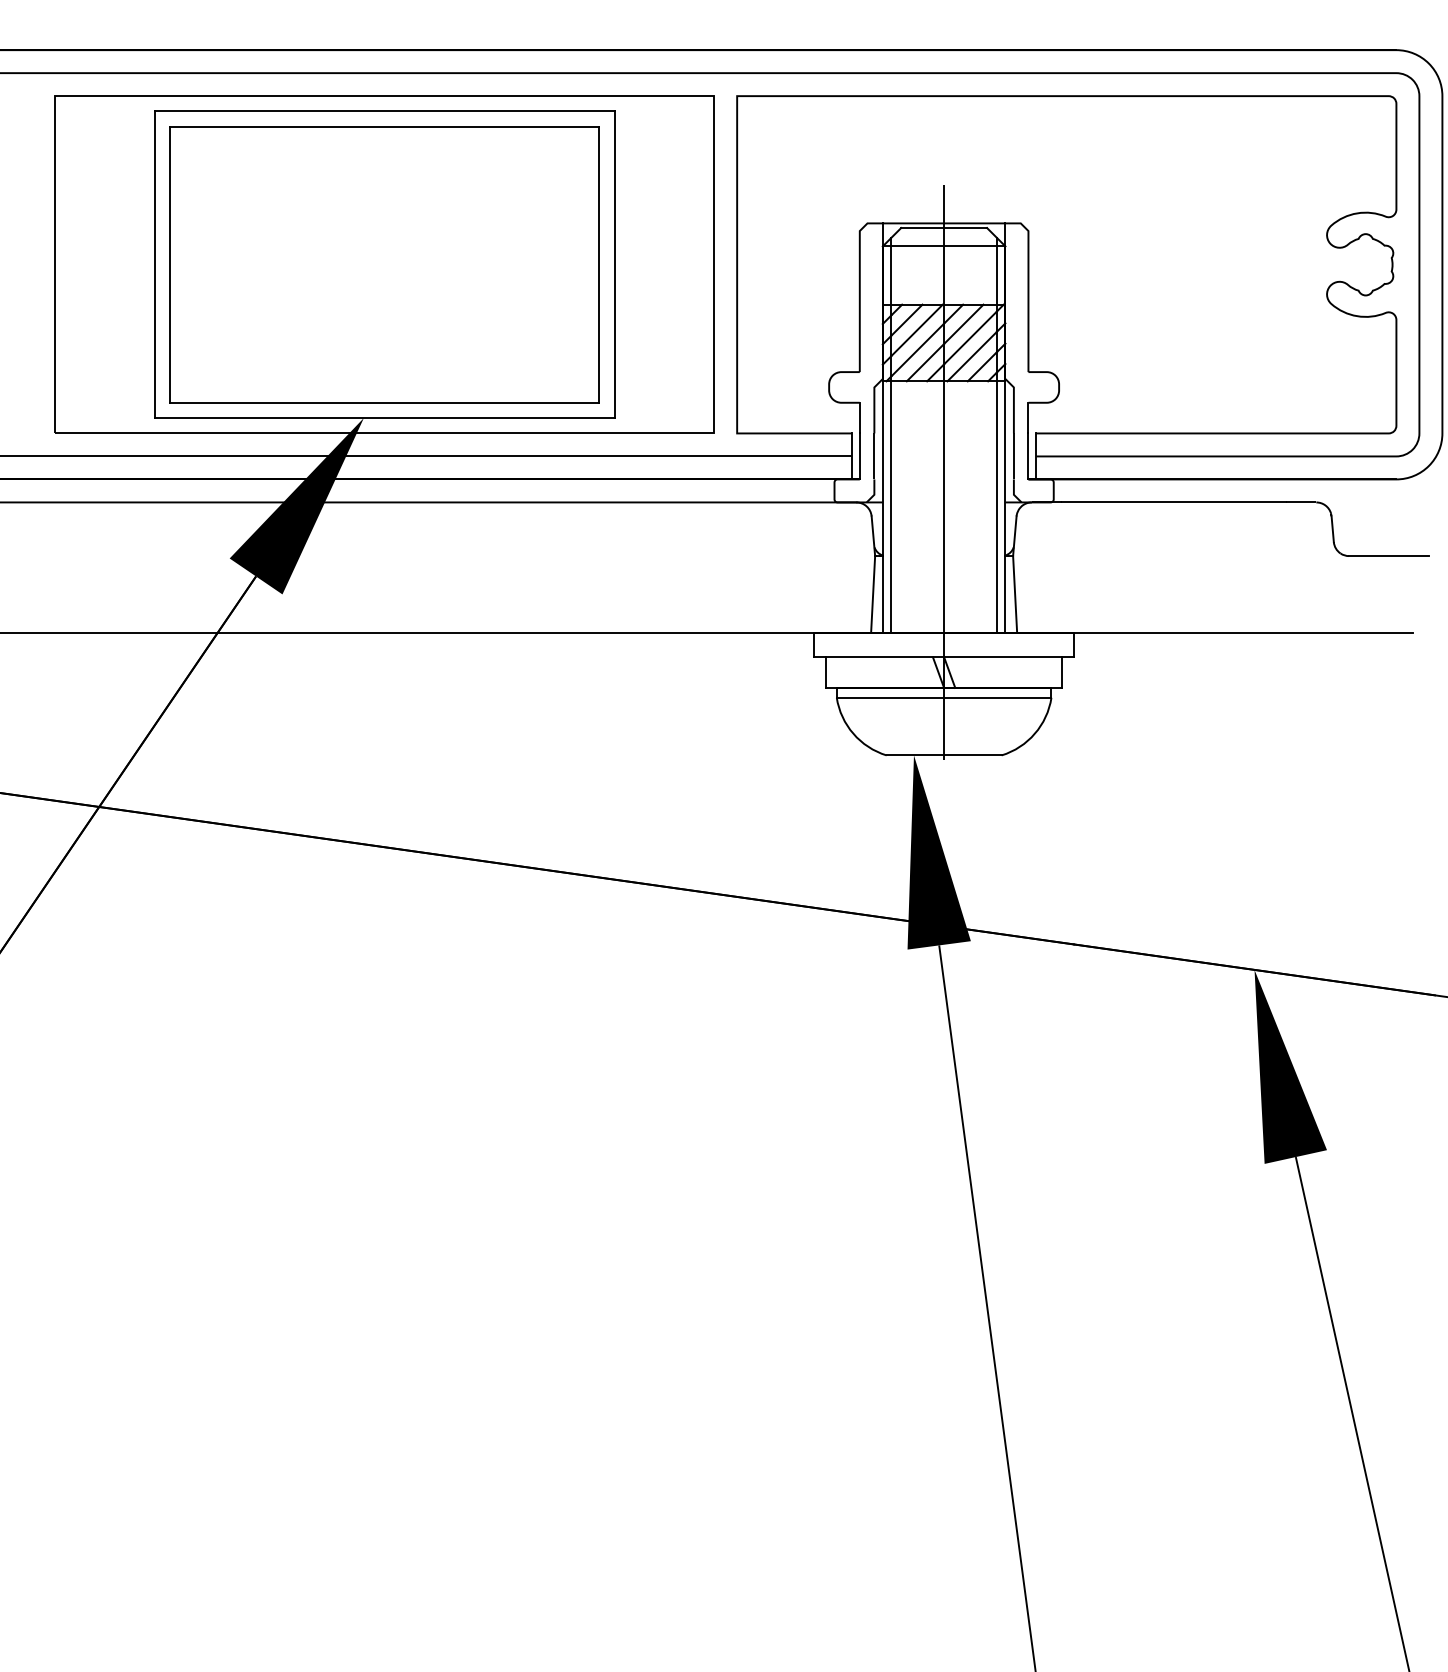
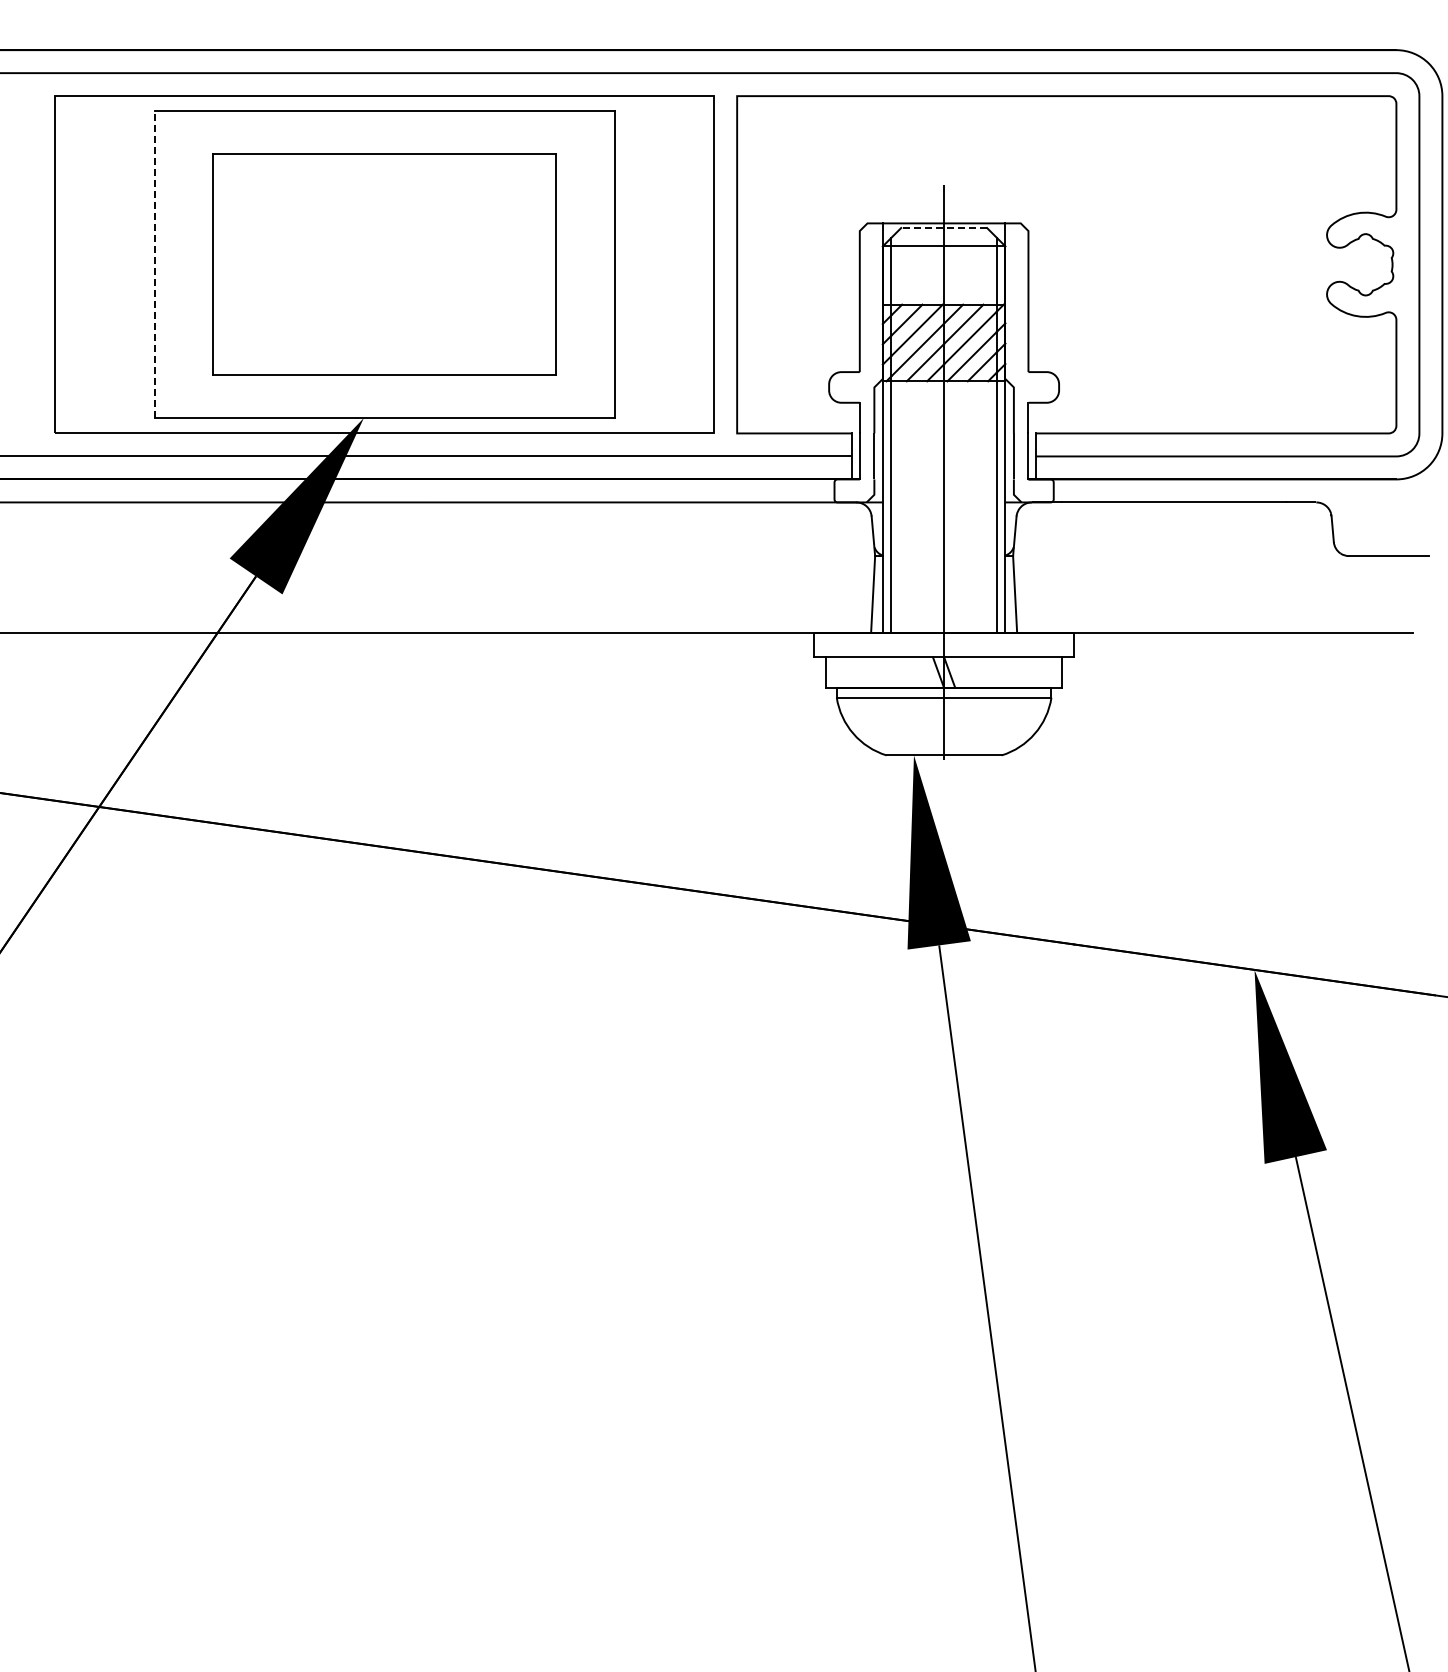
line: solid -> dashed (944, 228)
line: solid -> dashed (154, 264)
part size: 431x278 px -> 345x223 px (384, 264)
